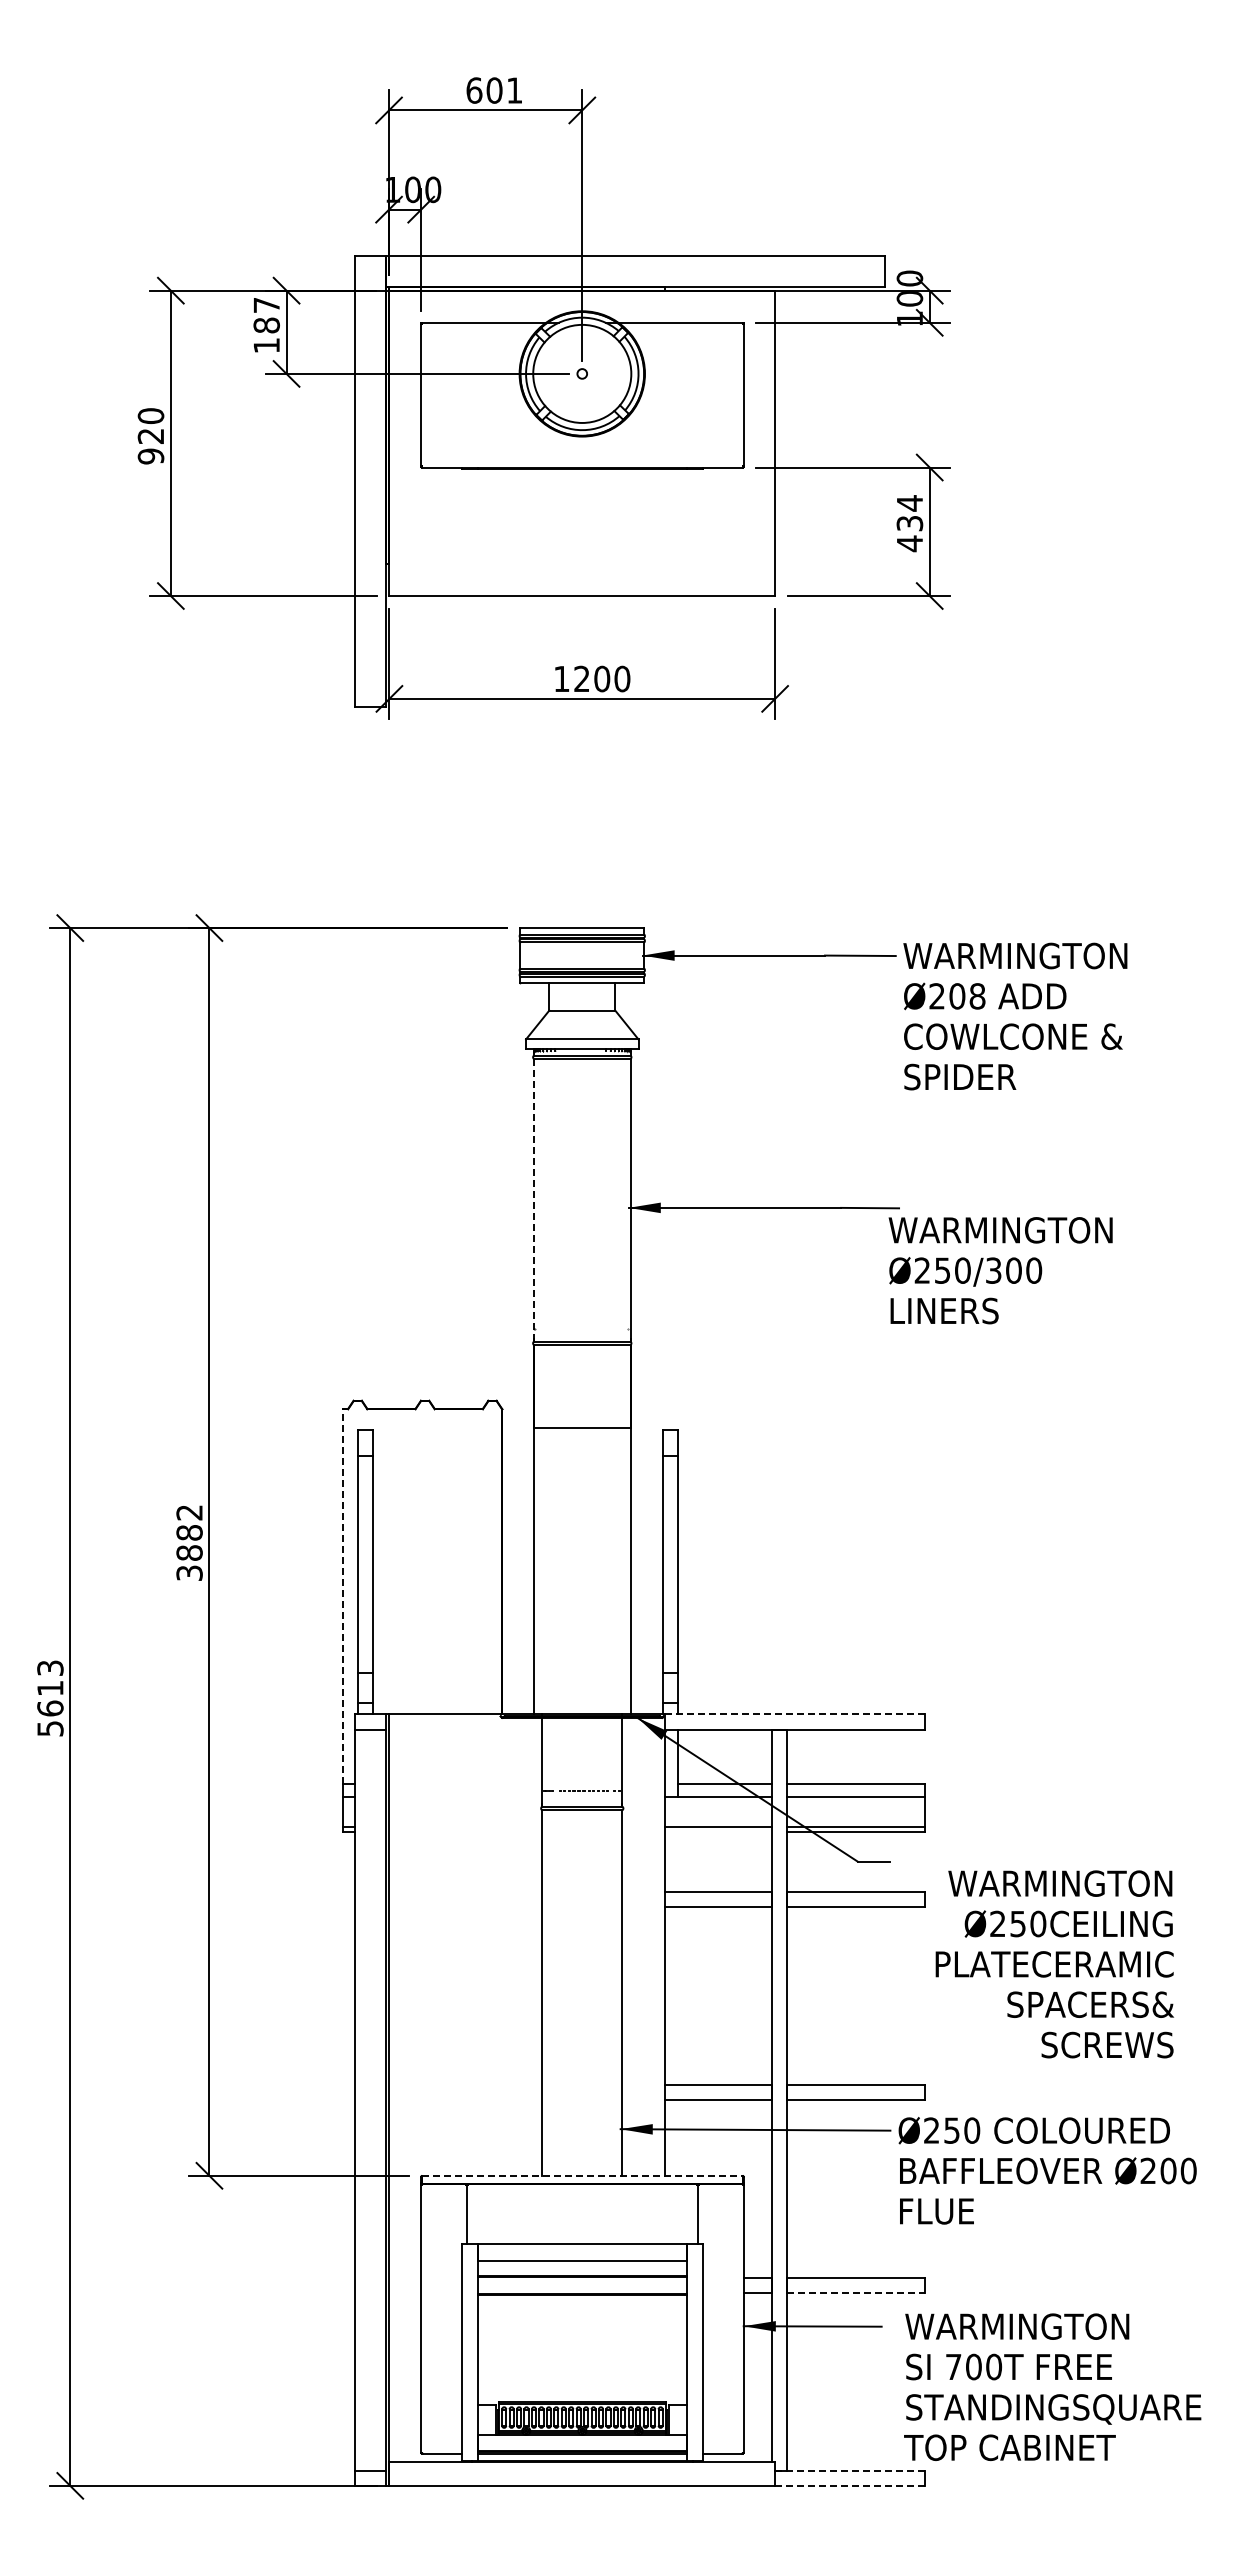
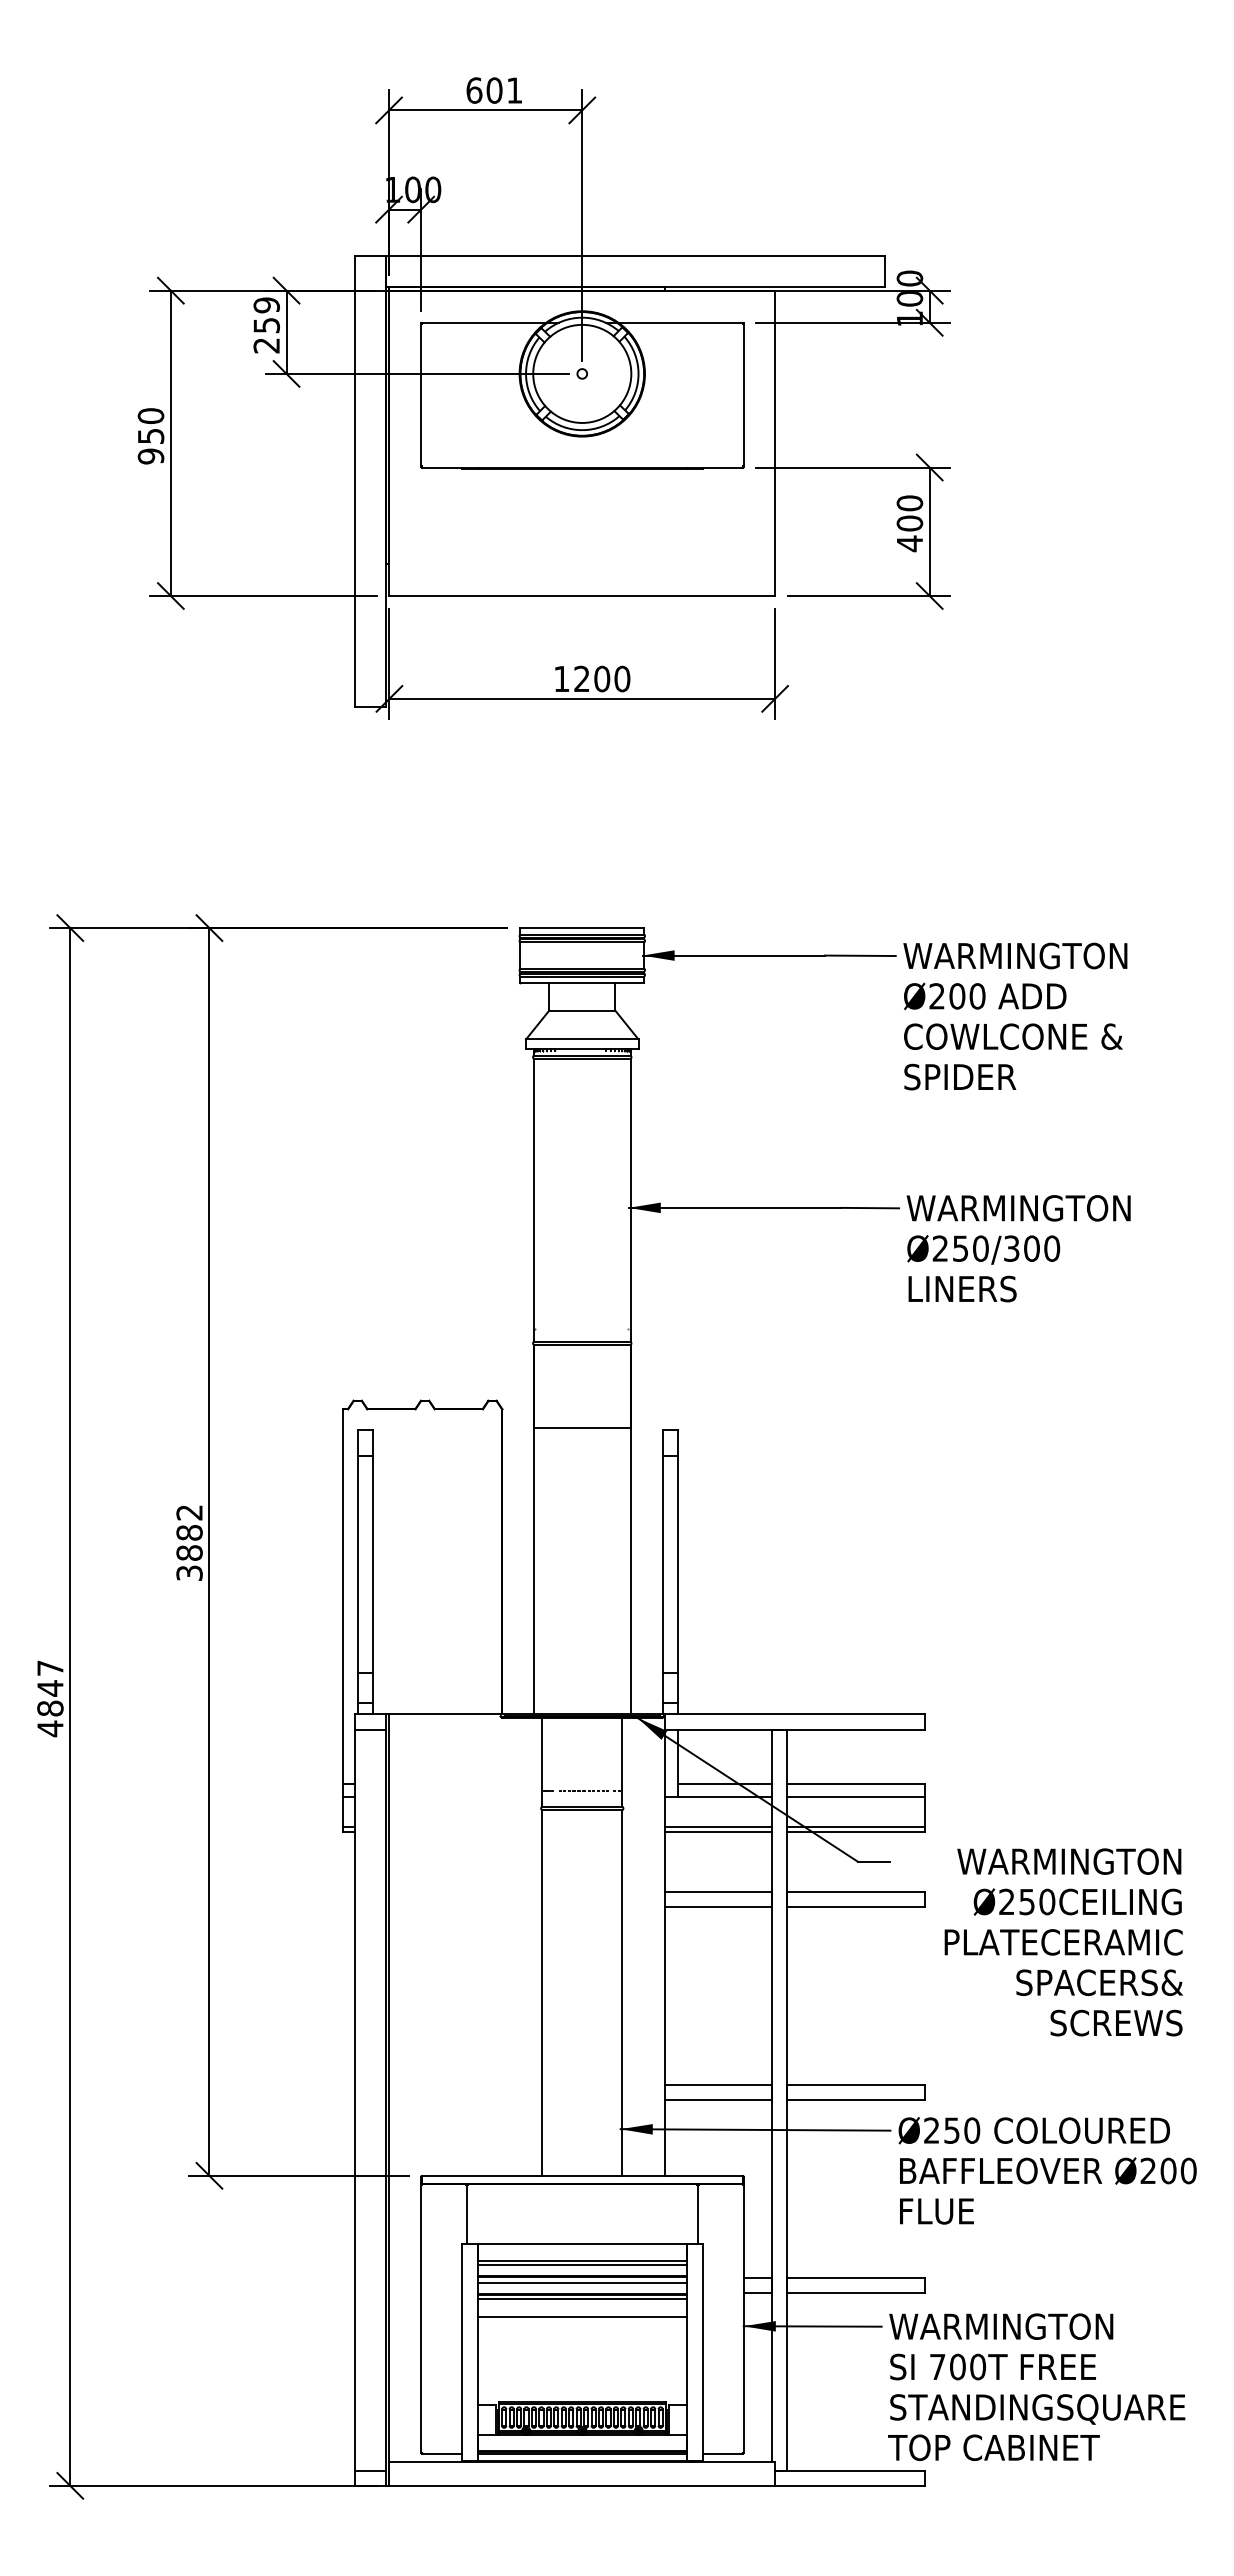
text: 187 -> 259 (266, 325)
text: 920 -> 950 (150, 436)
text: 434 -> 400 (909, 513)
text: Ø208 -> Ø200 (977, 996)
line: dashed -> solid (534, 1200)
text position: (1000, 1270) -> (1018, 1248) (1018, 1248)
line: dashed -> solid (343, 1595)
text: 5613 -> 4847 (50, 1698)
line: dashed -> solid (795, 1714)
line: none -> present (718, 1831)
text position: (1054, 1964) -> (1063, 1942) (1063, 1942)
line: dashed -> solid (582, 2175)
line: none -> present (581, 2264)
line: none -> present (581, 2282)
line: dashed -> solid (855, 2293)
line: none -> present (581, 2299)
line: none -> present (581, 2317)
text position: (1052, 2386) -> (1036, 2386) (1036, 2386)
line: dashed -> solid (849, 2470)
line: dashed -> solid (849, 2485)
